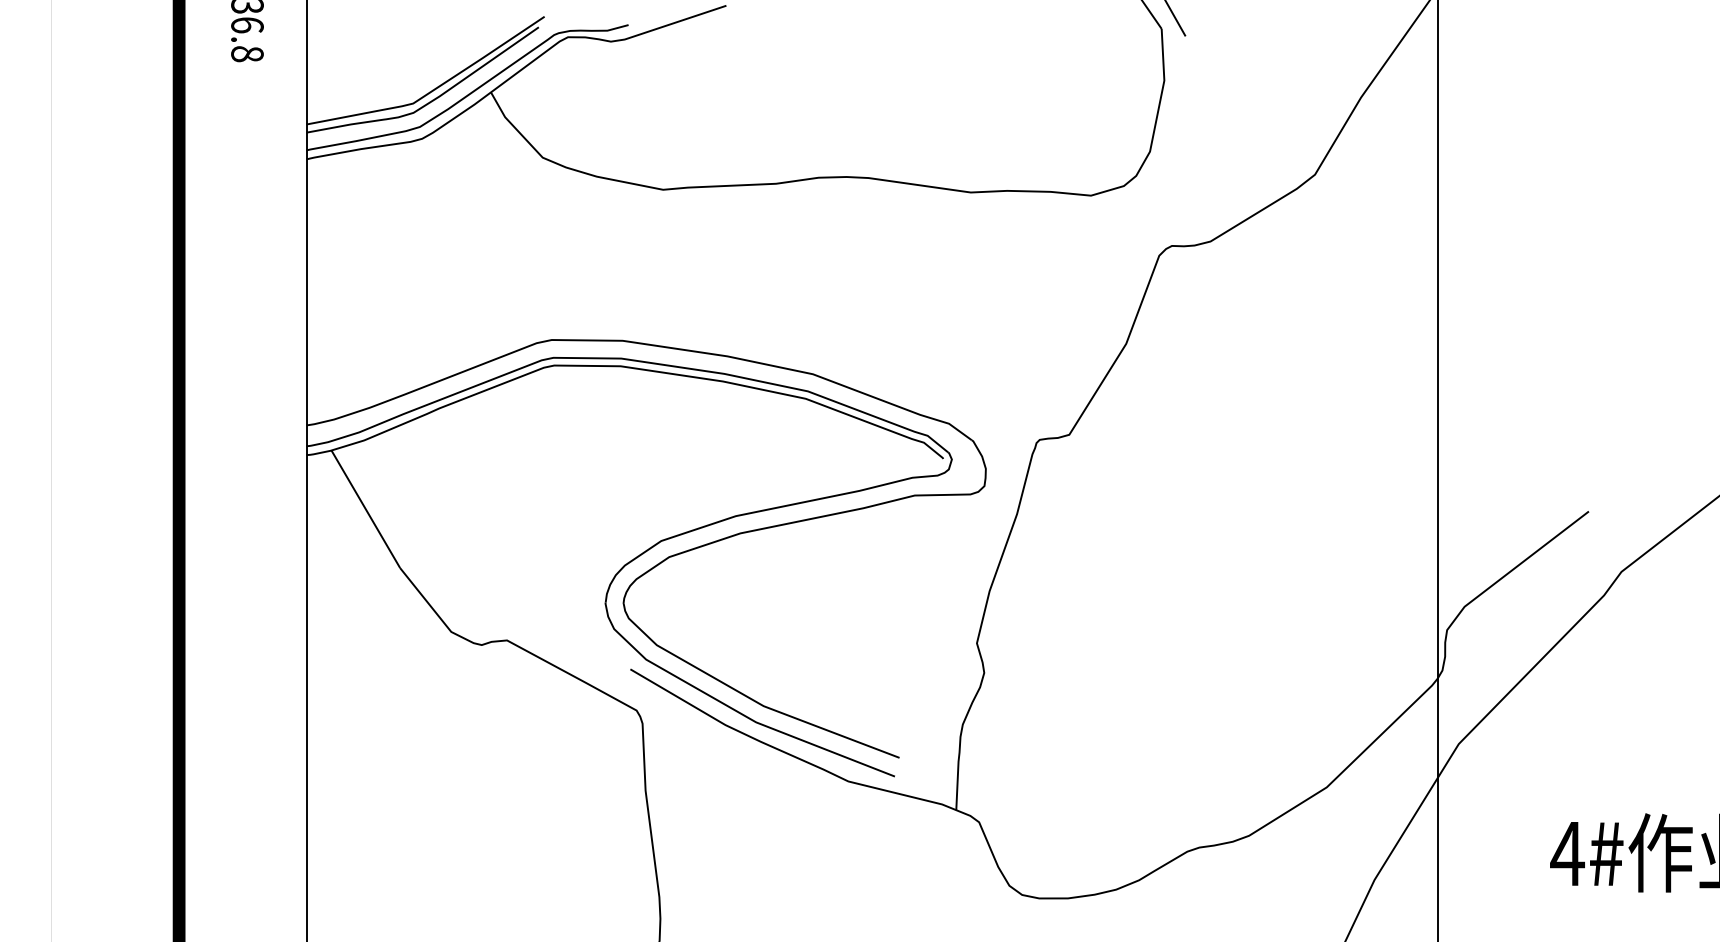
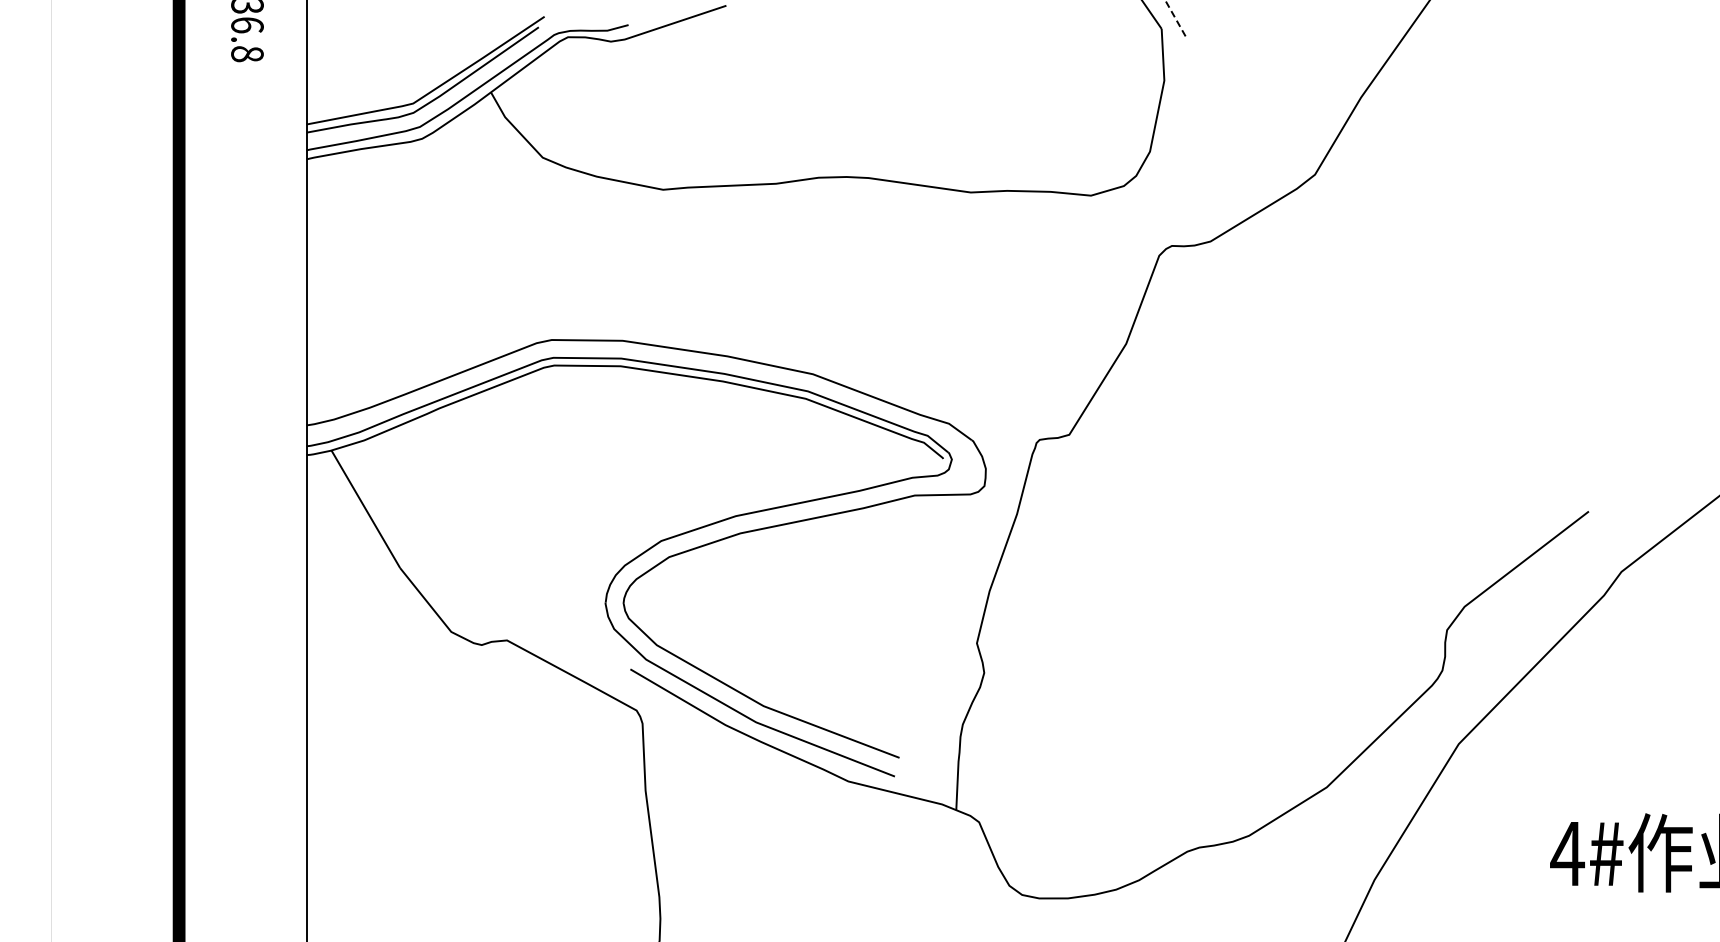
line: solid -> dashed (1175, 18)
line: present -> none (1438, 470)
